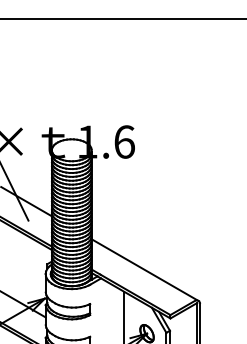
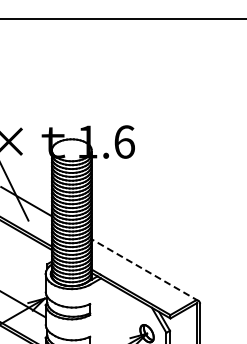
line: solid -> dashed (144, 269)
line: present -> none (123, 315)
